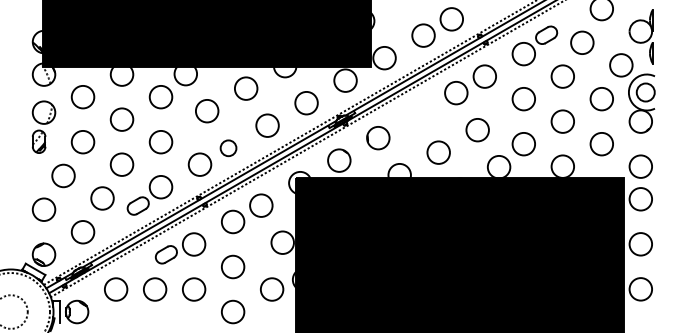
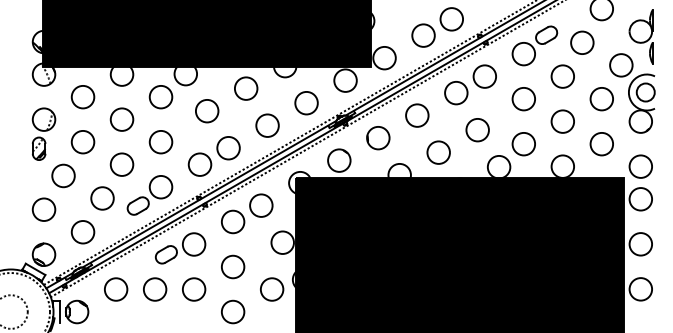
circle: none -> present (417, 115)
part position: (43, 126) -> (43, 133) (43, 133)
circle size: 19x19 px -> 25x25 px (228, 148)
